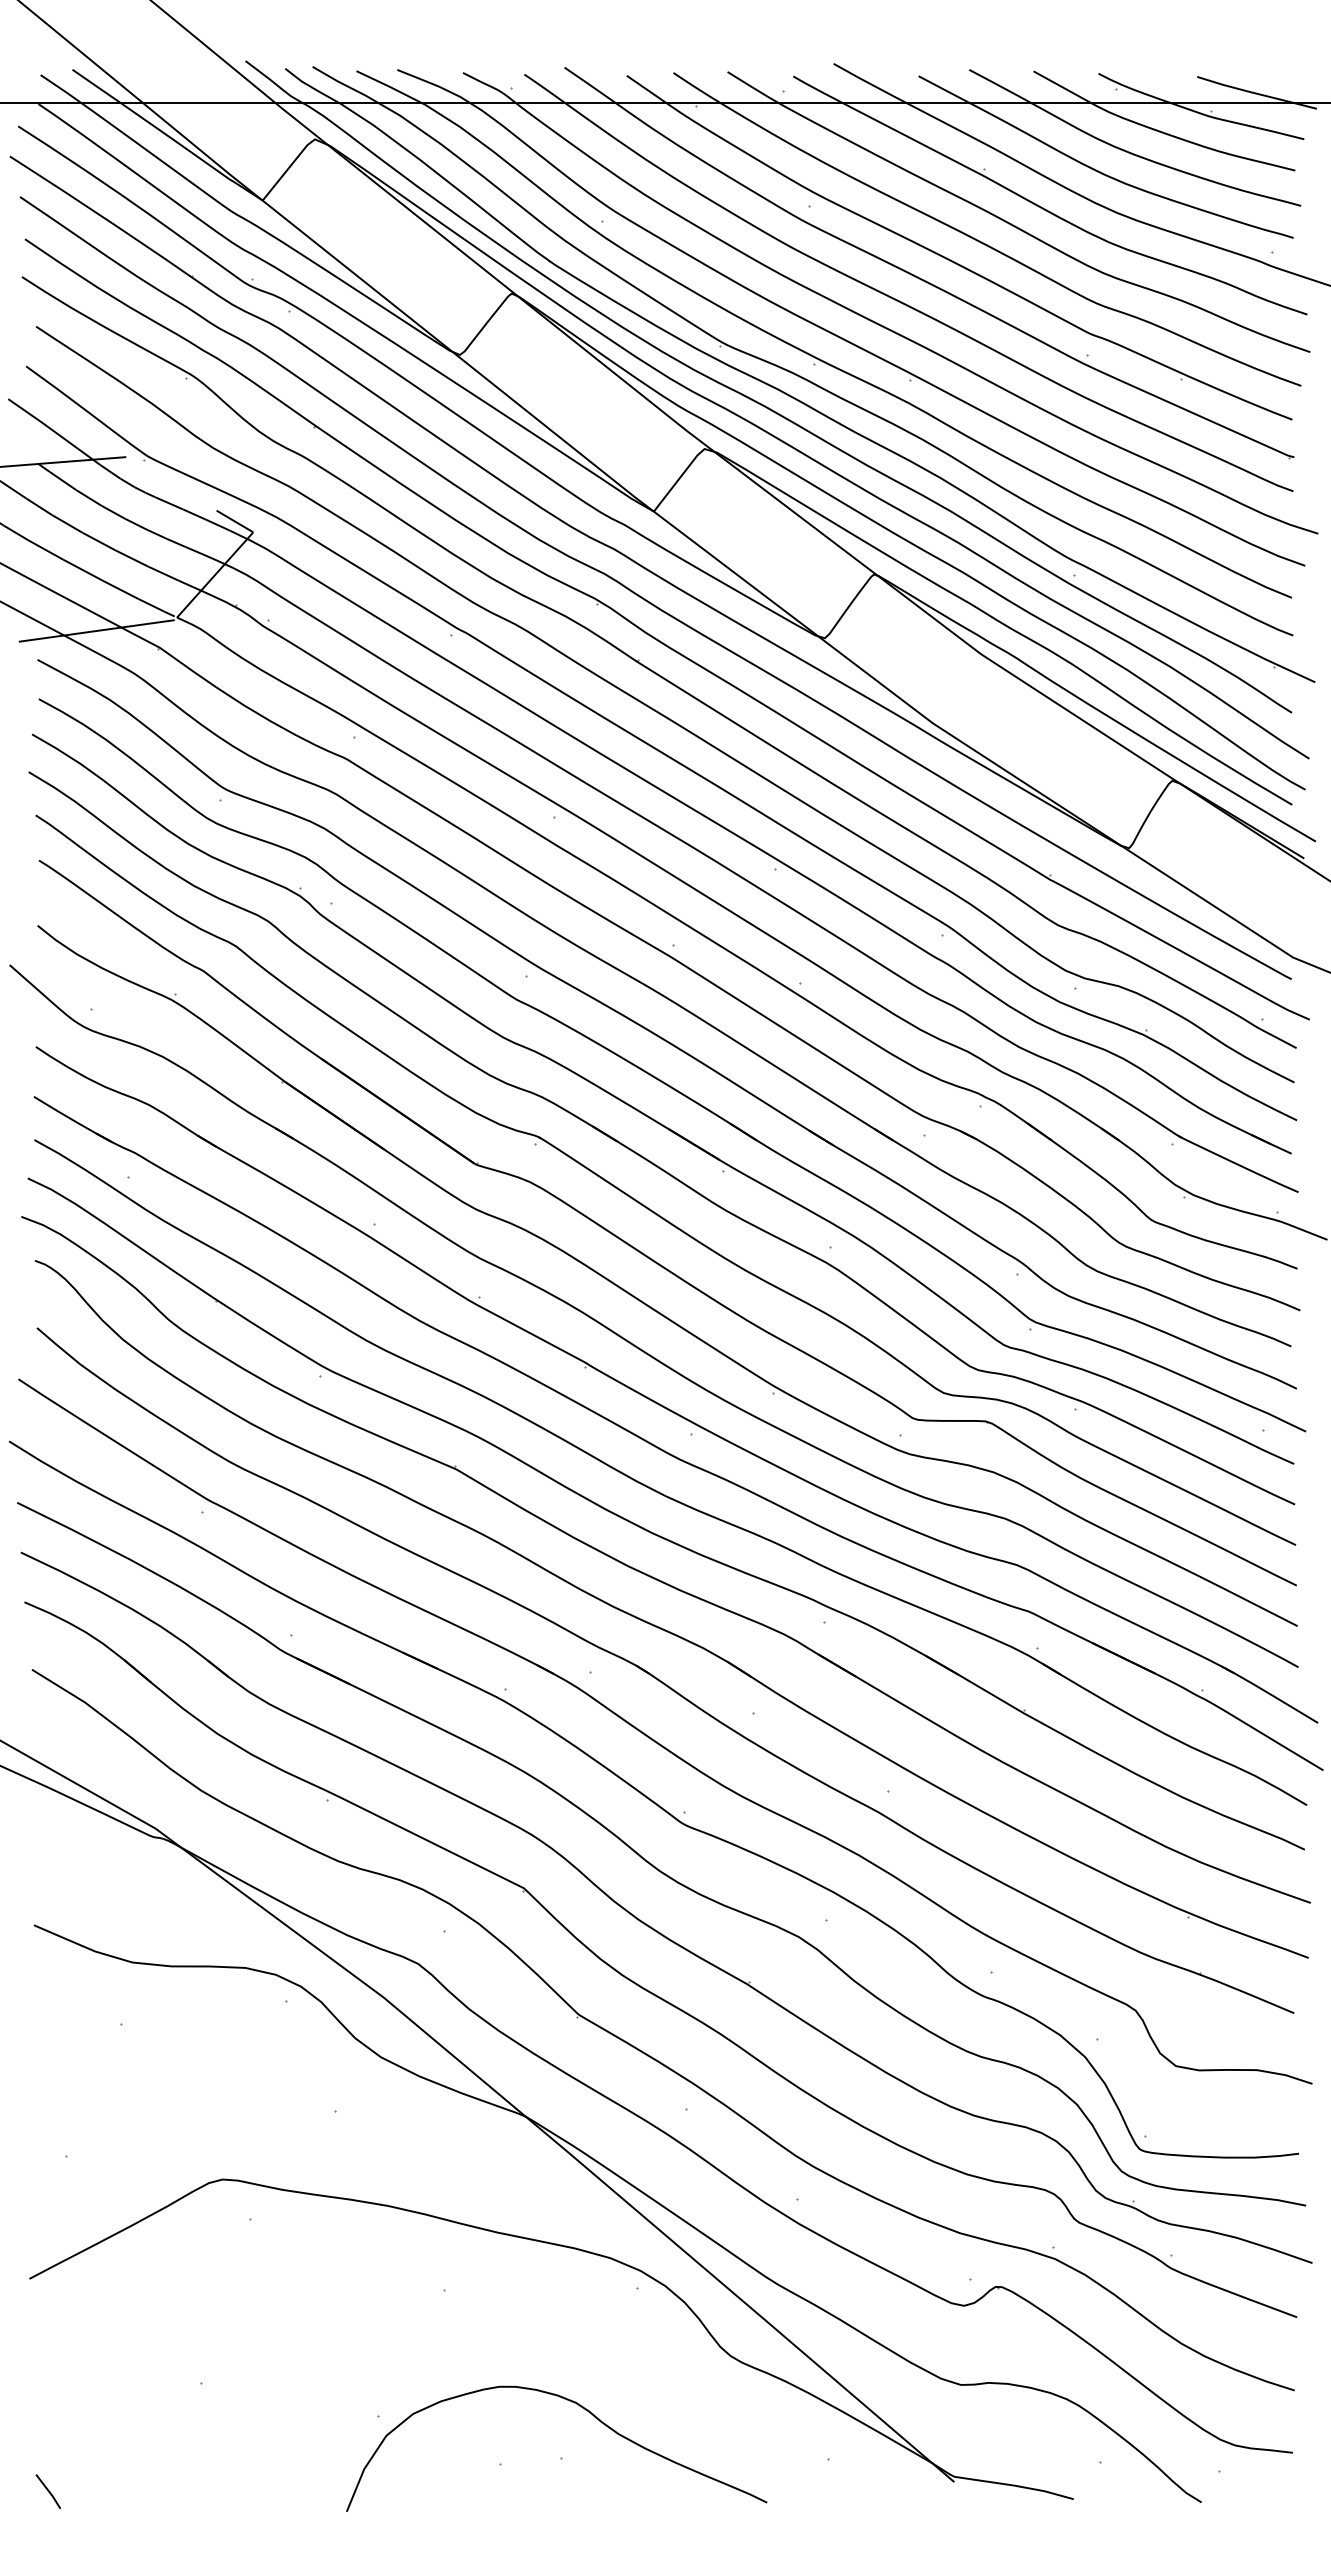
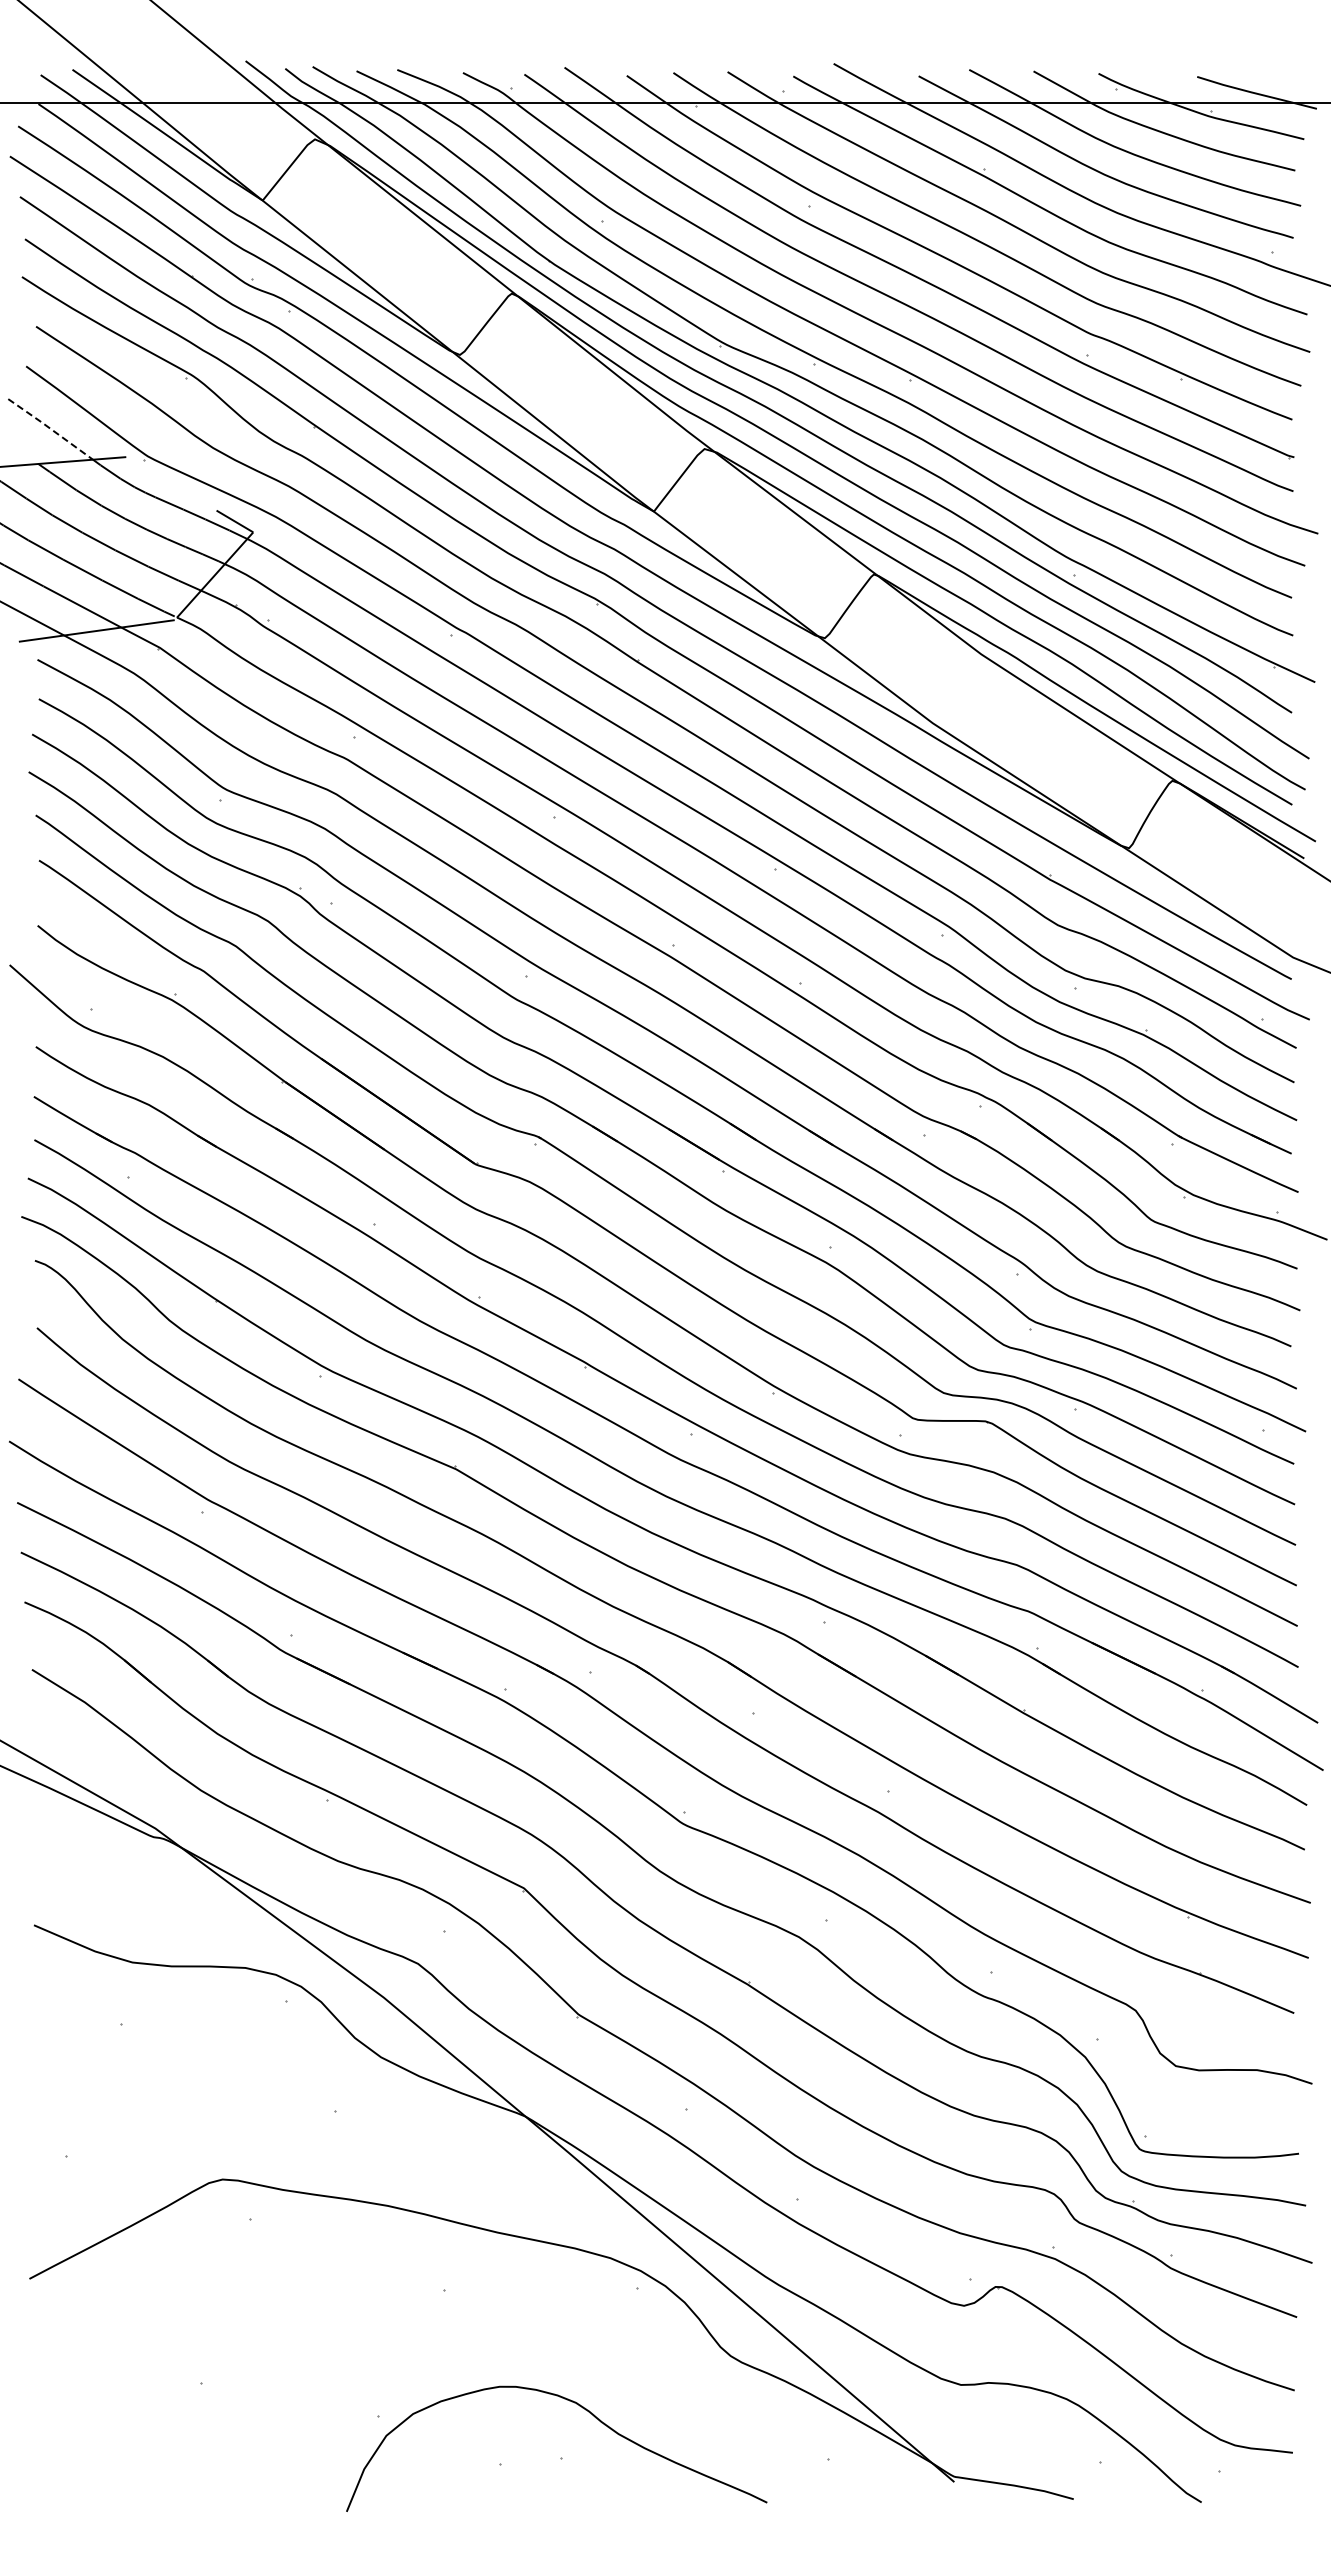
line: solid -> dashed (50, 428)
line: present -> none (48, 2491)
